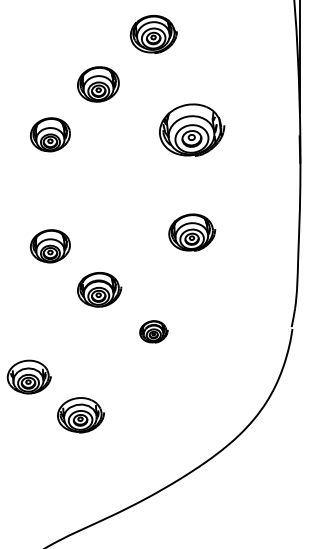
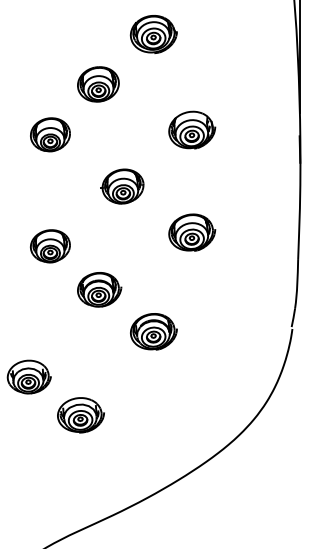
part size: 67x54 px -> 49x40 px (192, 129)
part: none -> present (122, 186)
part size: 30x24 px -> 48x38 px (153, 331)
